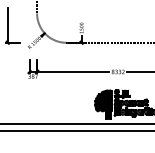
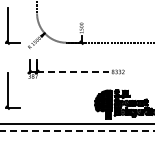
line: solid -> dashed (73, 71)
line: present -> none (139, 71)
part: none -> present (12, 90)
line: solid -> dashed (77, 131)
